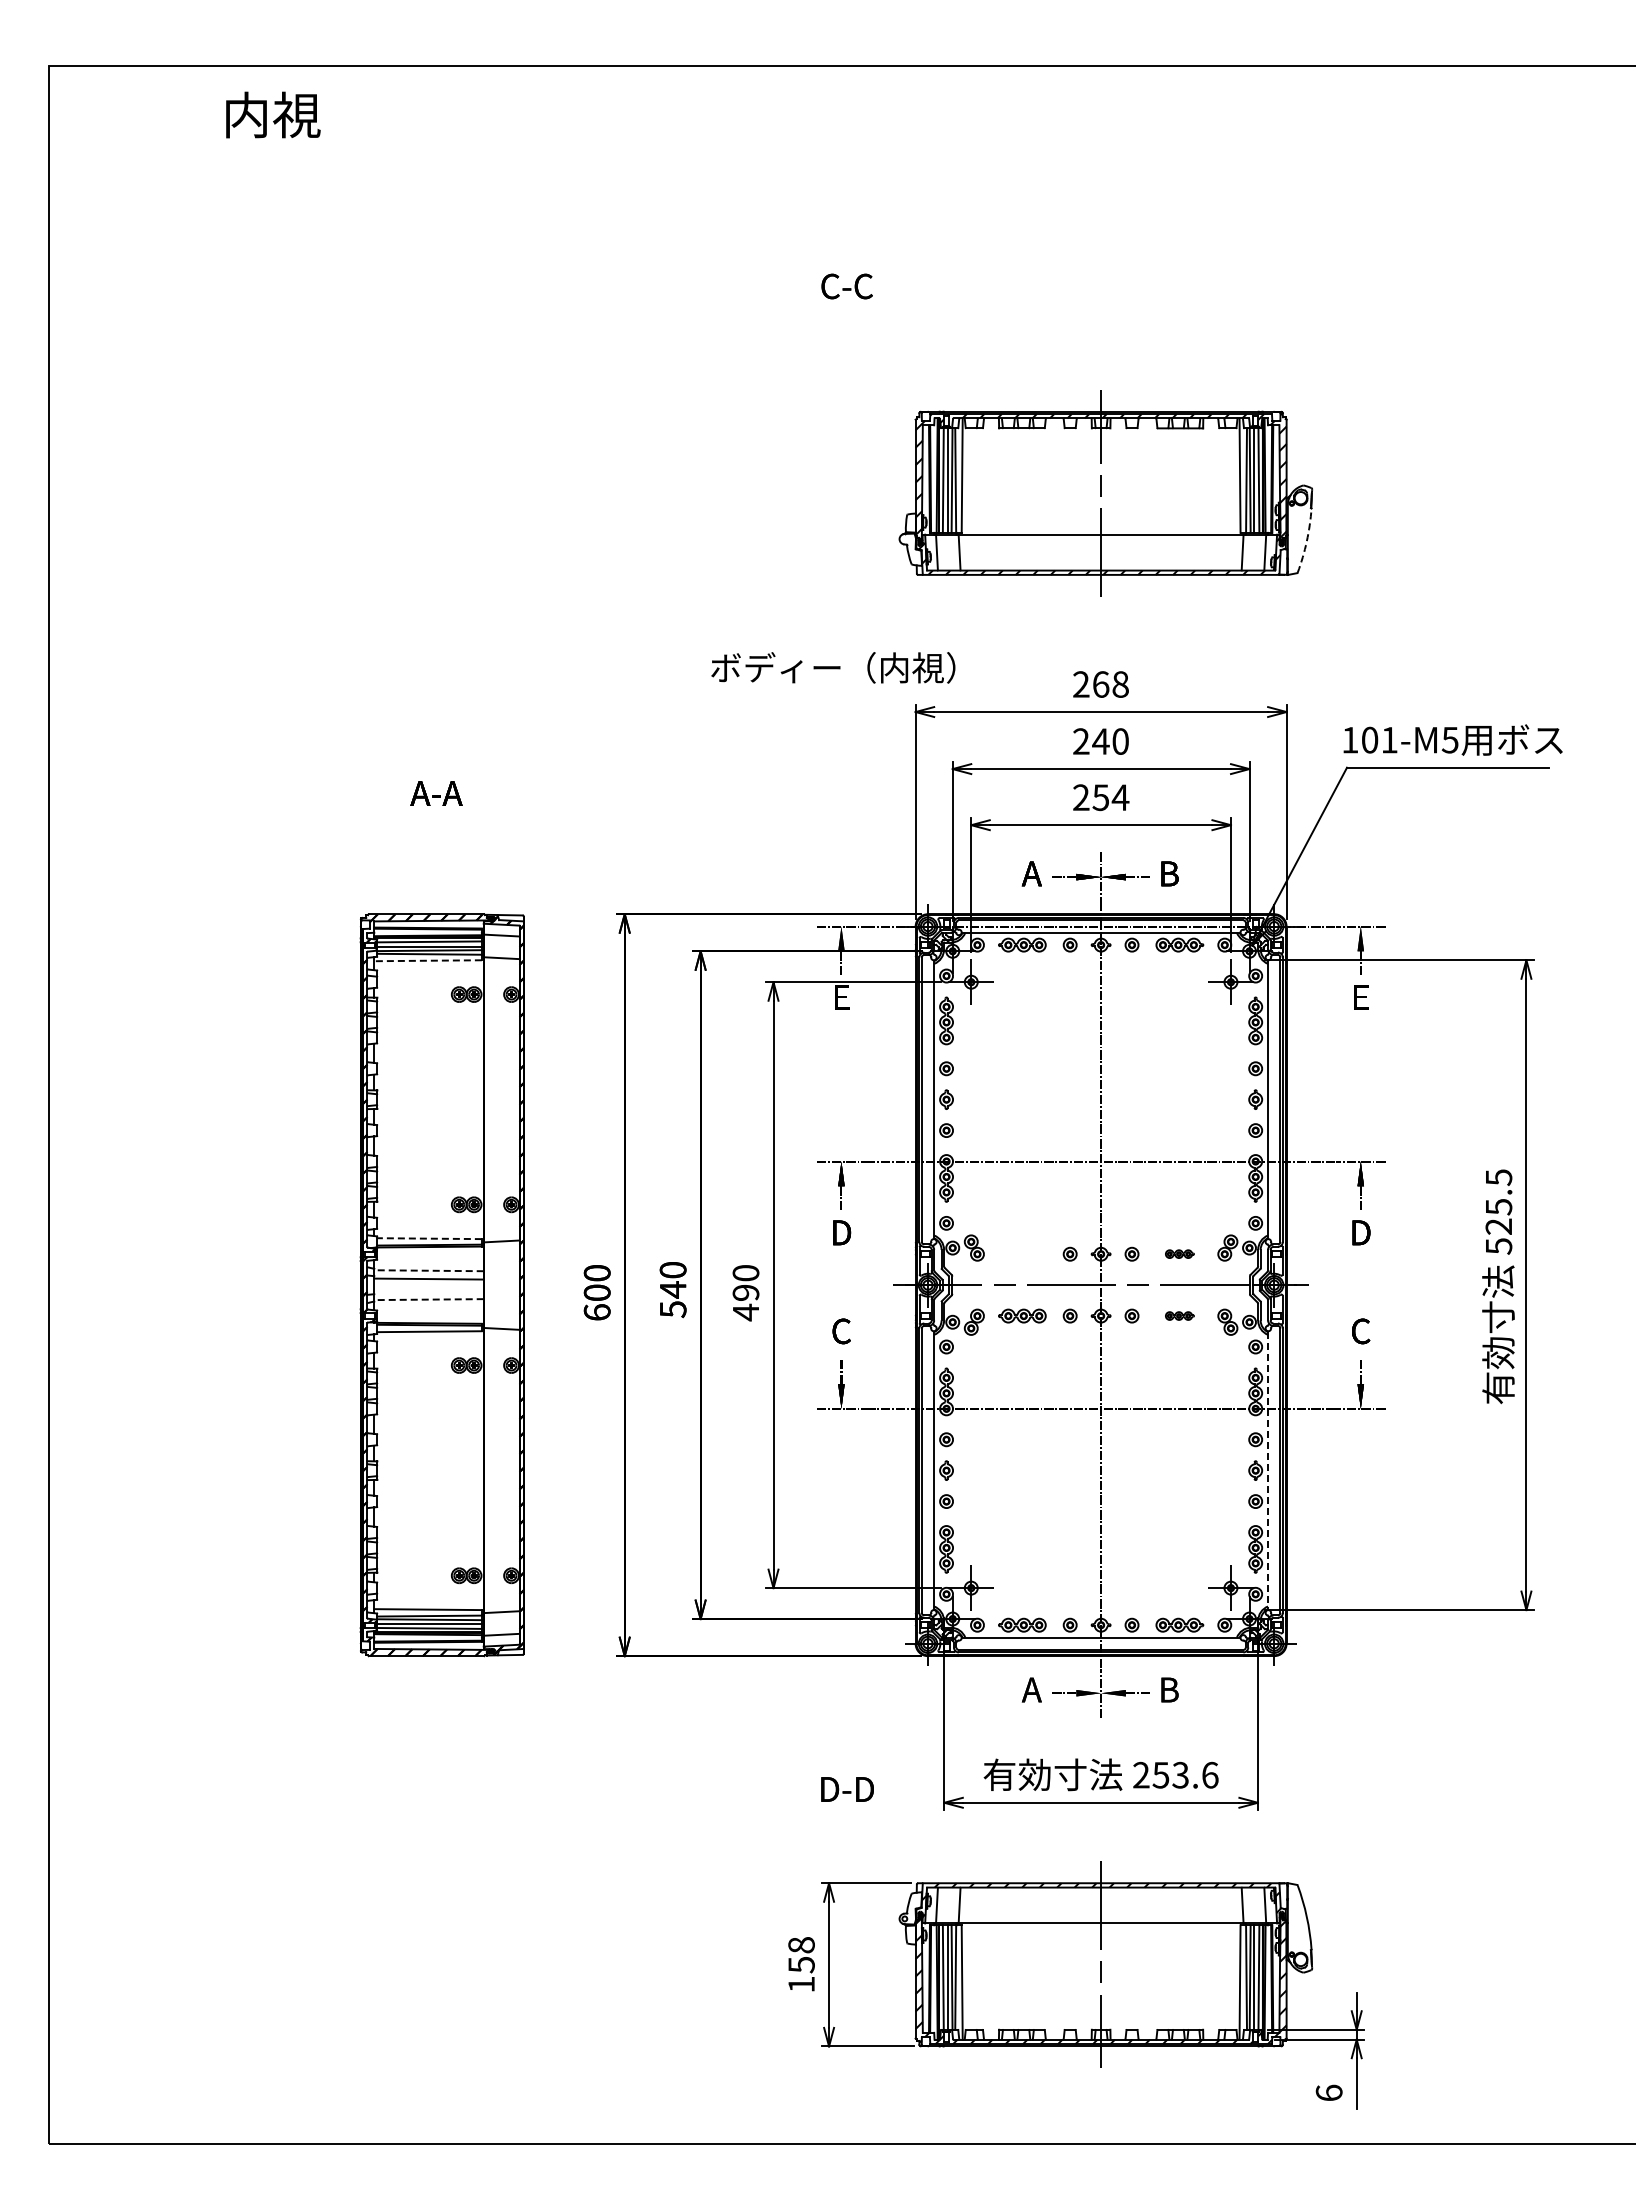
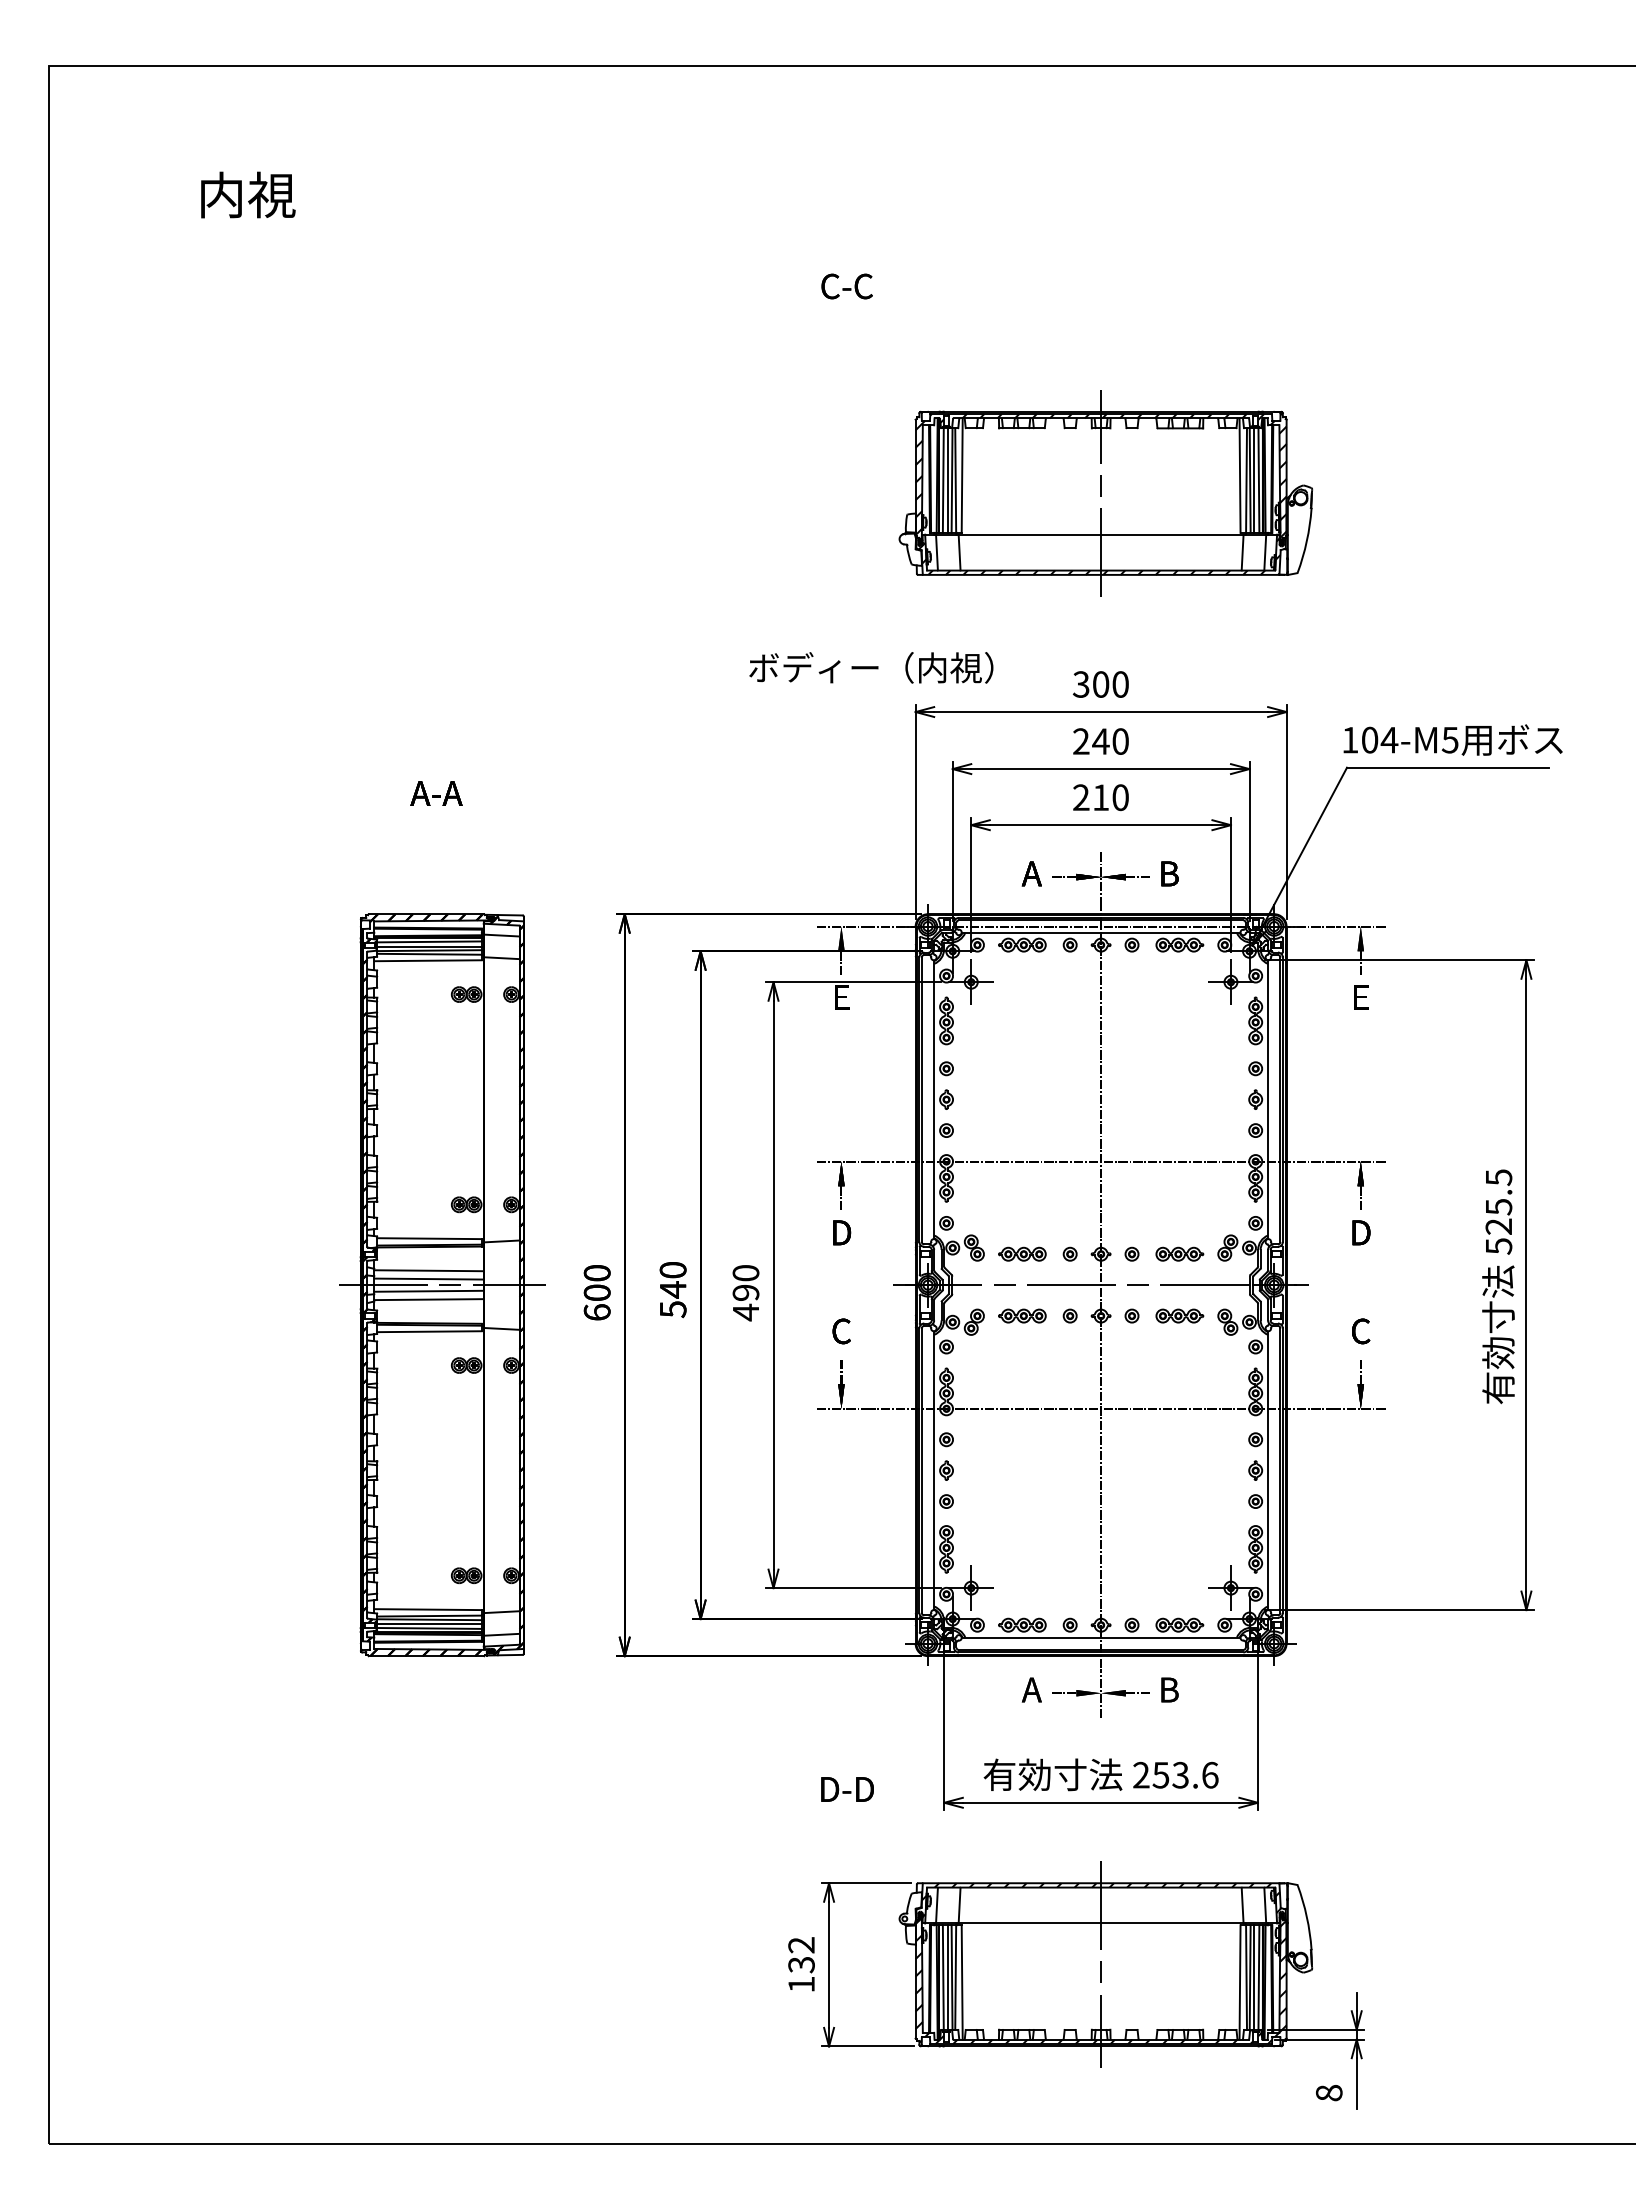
text position: (273, 114) -> (248, 194) (248, 194)
arc: dashed -> solid (1306, 541)
text position: (833, 667) -> (871, 667) (871, 667)
text: 268 -> 300 (1100, 684)
text: 101-M5 -> 104-M5 (1389, 740)
text: 254 -> 210 (1110, 797)
line: dashed -> solid (428, 960)
line: dashed -> solid (429, 1238)
part: none -> present (1022, 1253)
part size: 30x10 px -> 50x16 px (1179, 1253)
line: dashed -> solid (429, 1270)
hatch: none -> present (422, 1285)
line: none -> present (442, 1285)
line: none -> present (428, 1290)
line: dashed -> solid (429, 1299)
part size: 30x10 px -> 50x16 px (1179, 1315)
line: dashed -> solid (1268, 1470)
text: 158 -> 132 (801, 1954)
text: 6 -> 8 (1328, 2092)
